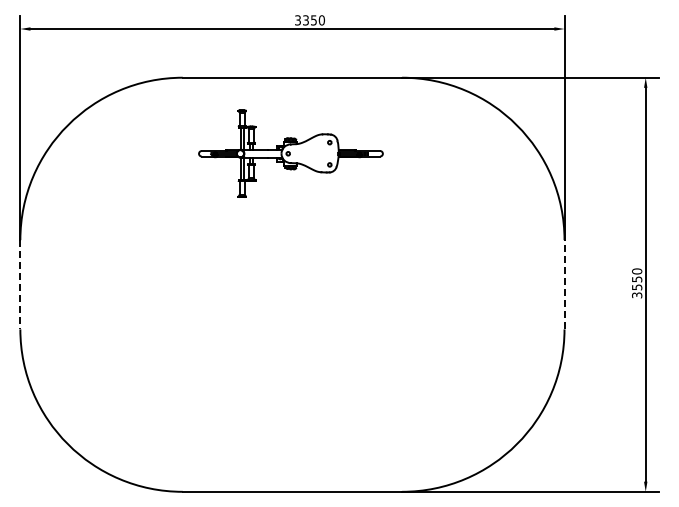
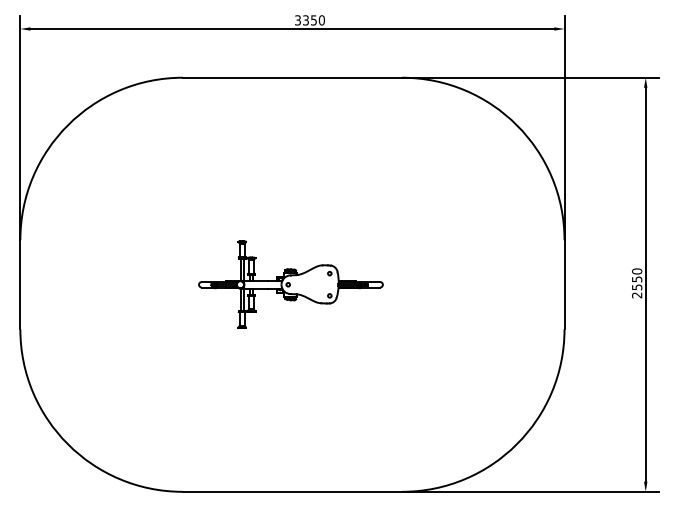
part position: (290, 153) -> (290, 284) (290, 284)
line: dashed -> solid (20, 284)
line: dashed -> solid (564, 284)
text: 3550 -> 2550 (637, 295)
